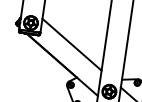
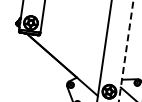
line: present -> none (71, 44)
line: solid -> dashed (126, 51)
